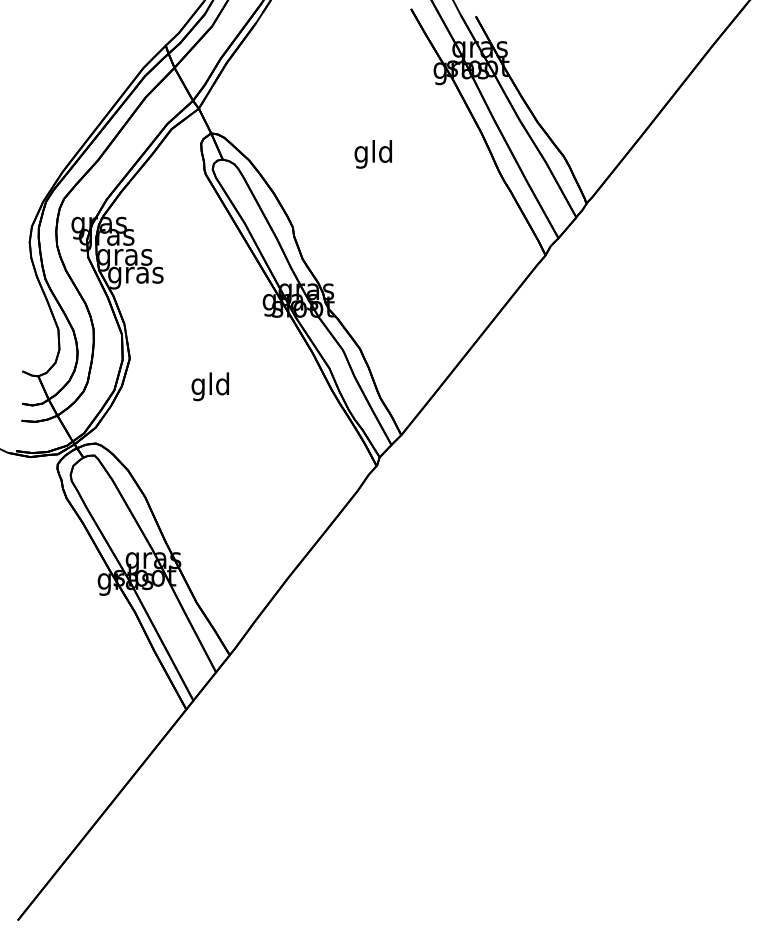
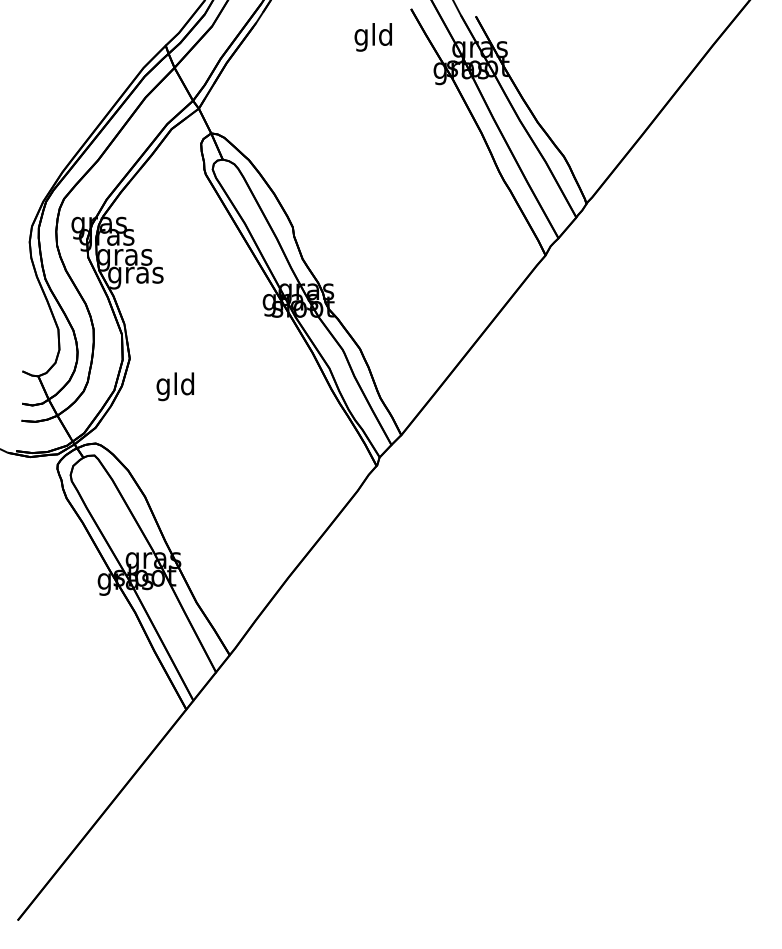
text position: (372, 154) -> (372, 37) (372, 37)
text position: (209, 386) -> (174, 386) (174, 386)
